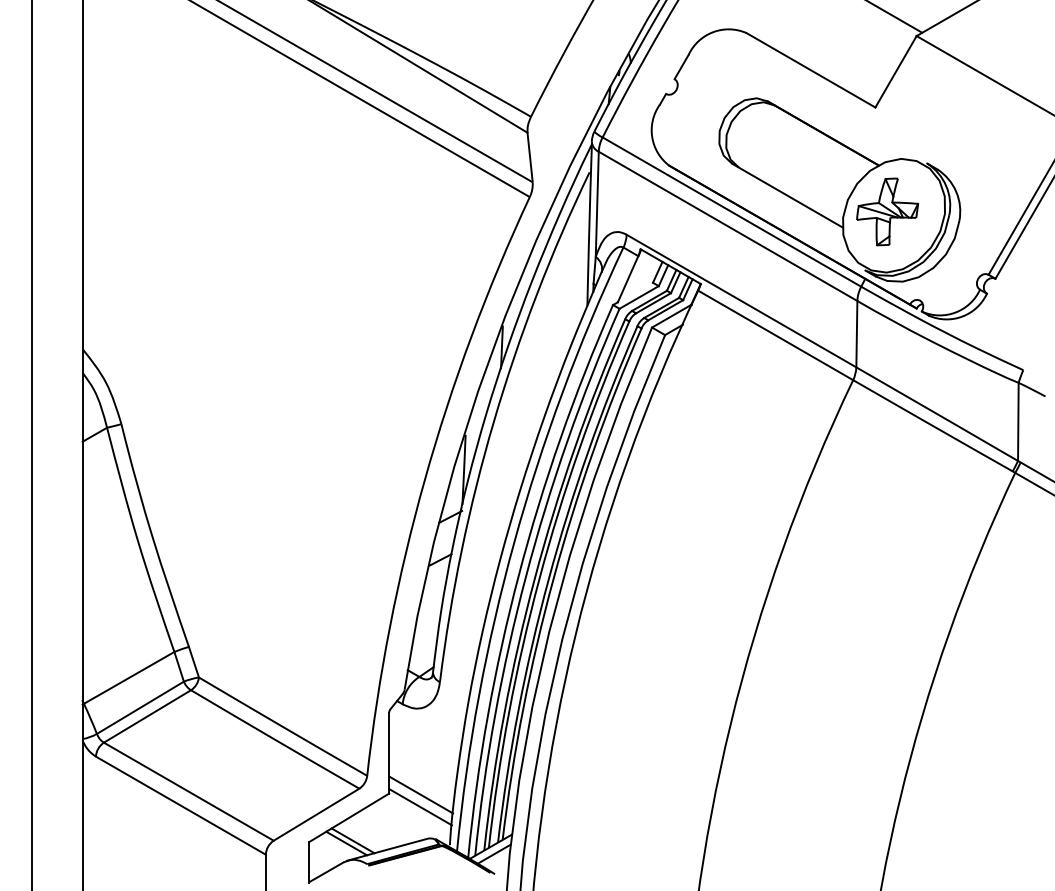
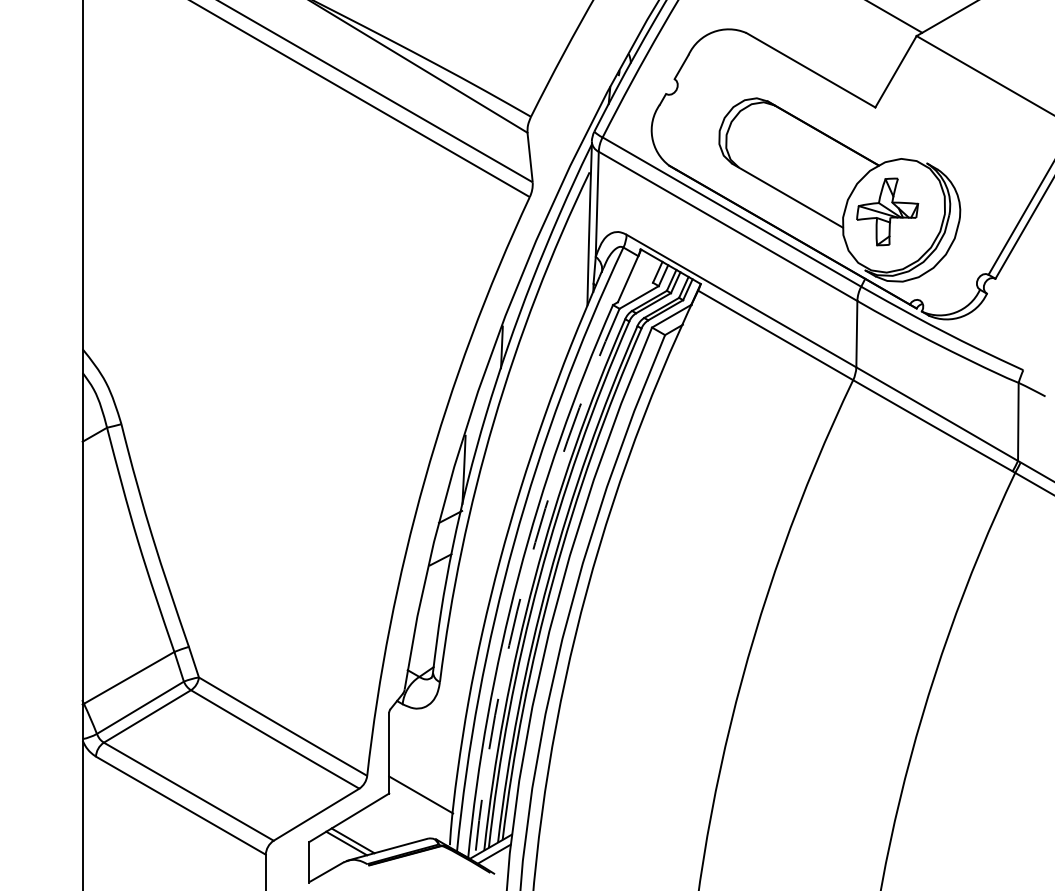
line: present -> none (31, 444)
arc: solid -> dashed (525, 576)
line: present -> none (420, 807)
